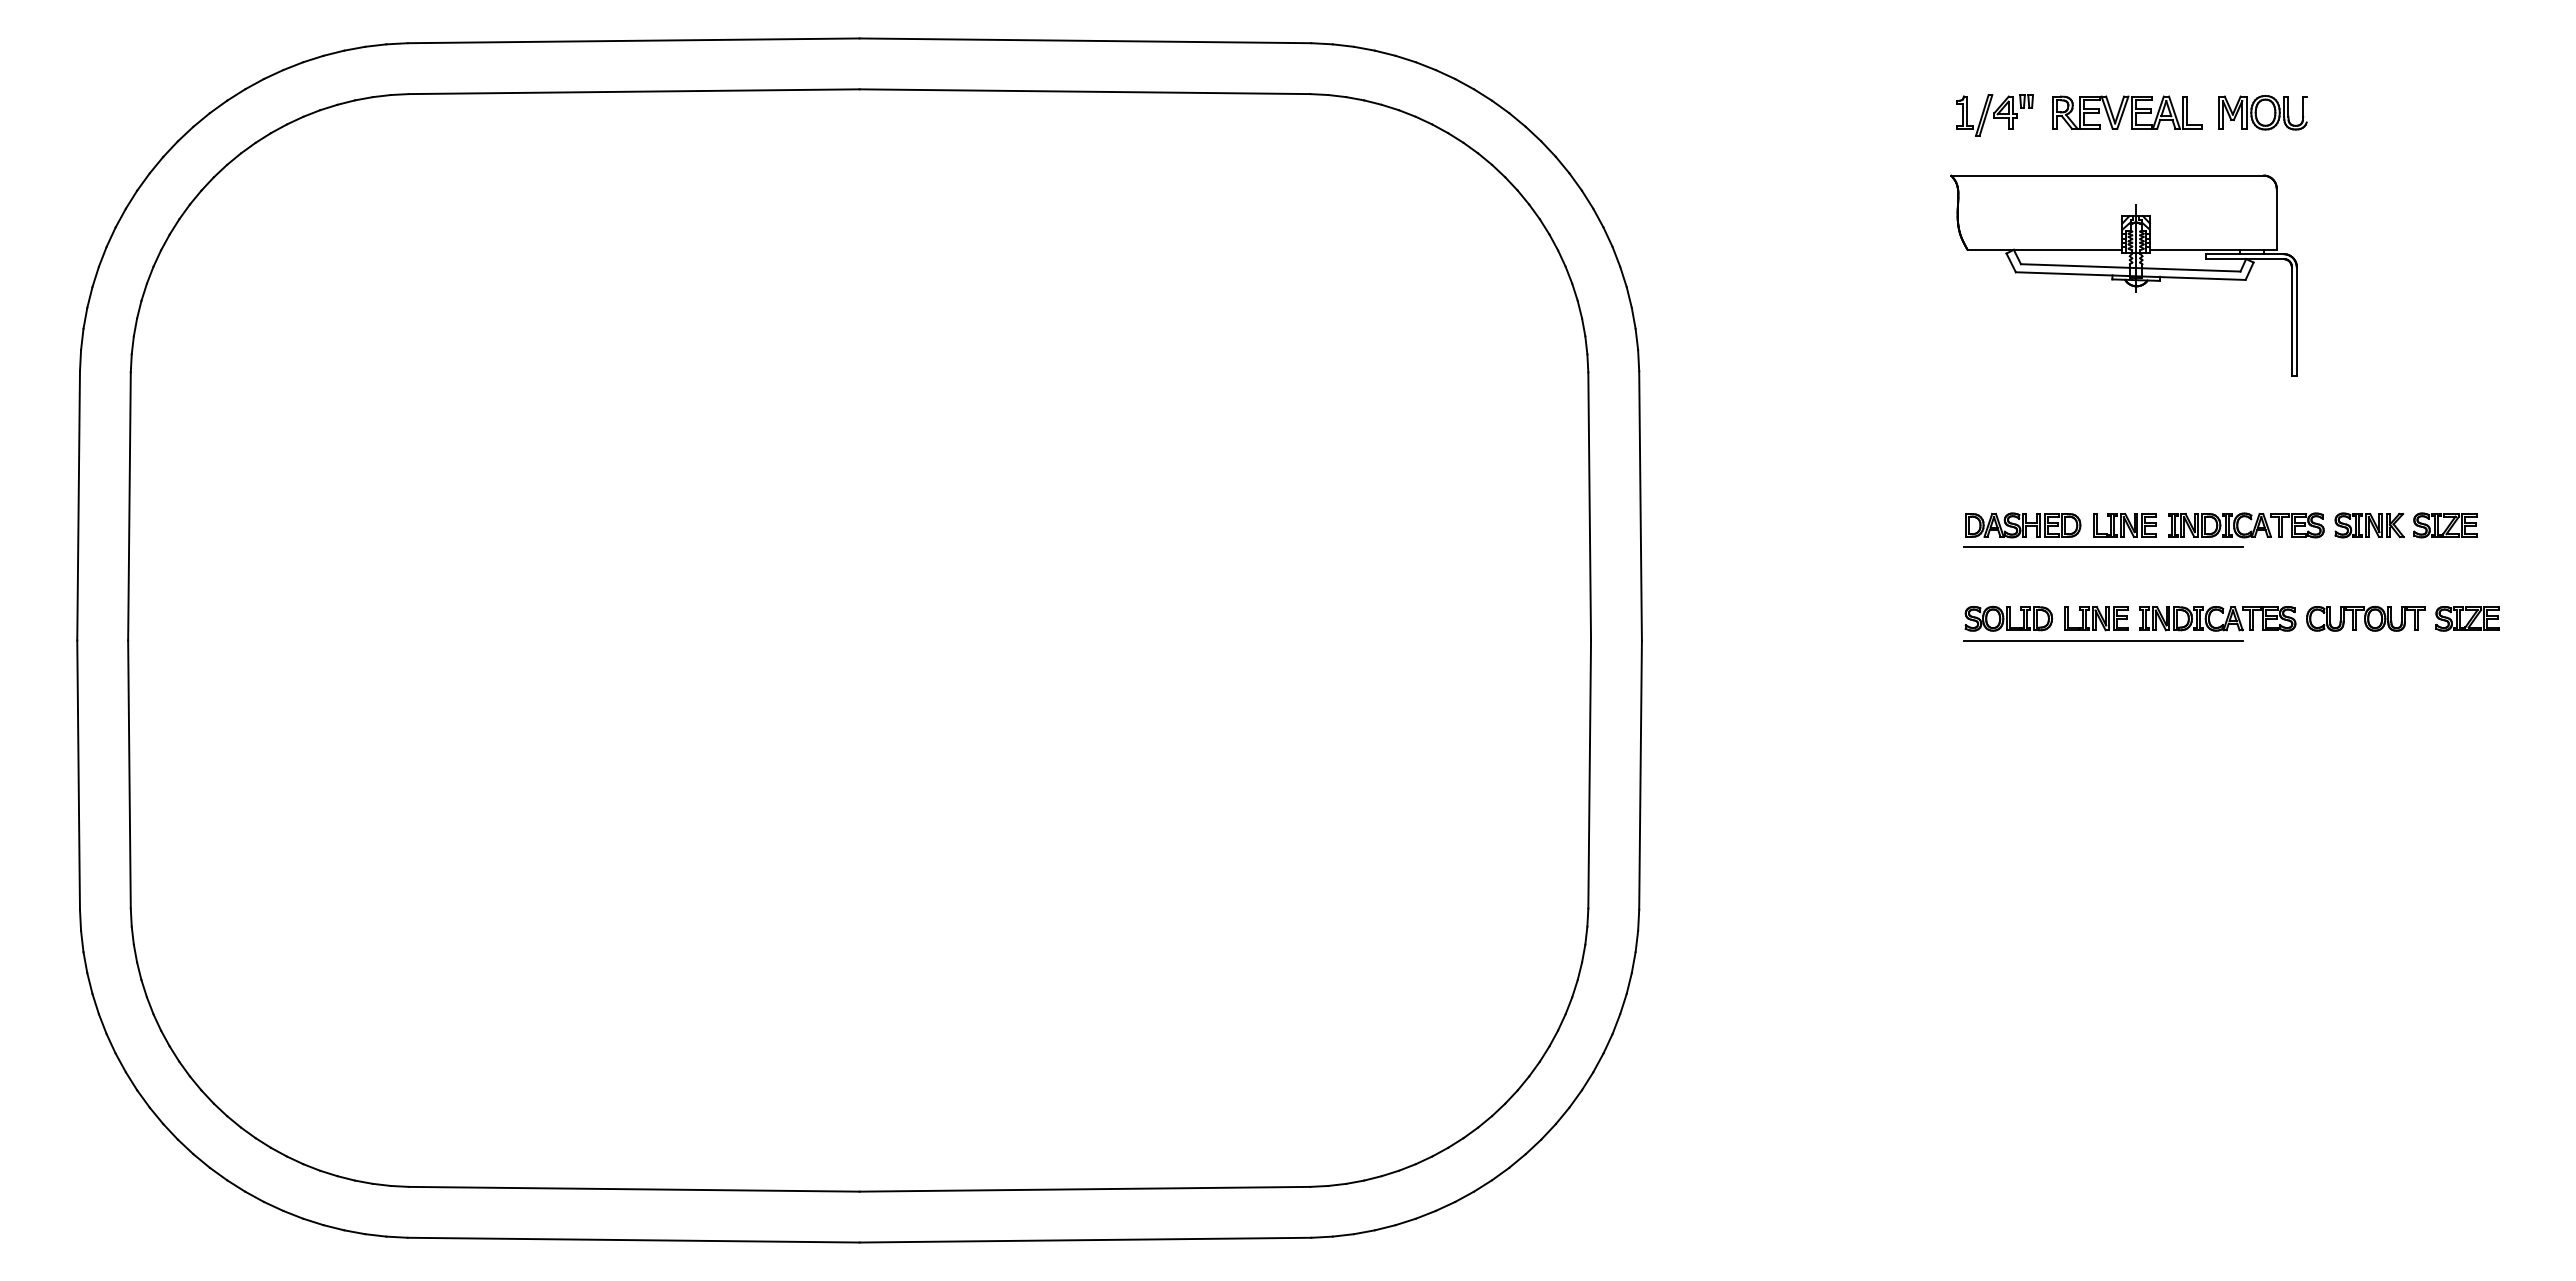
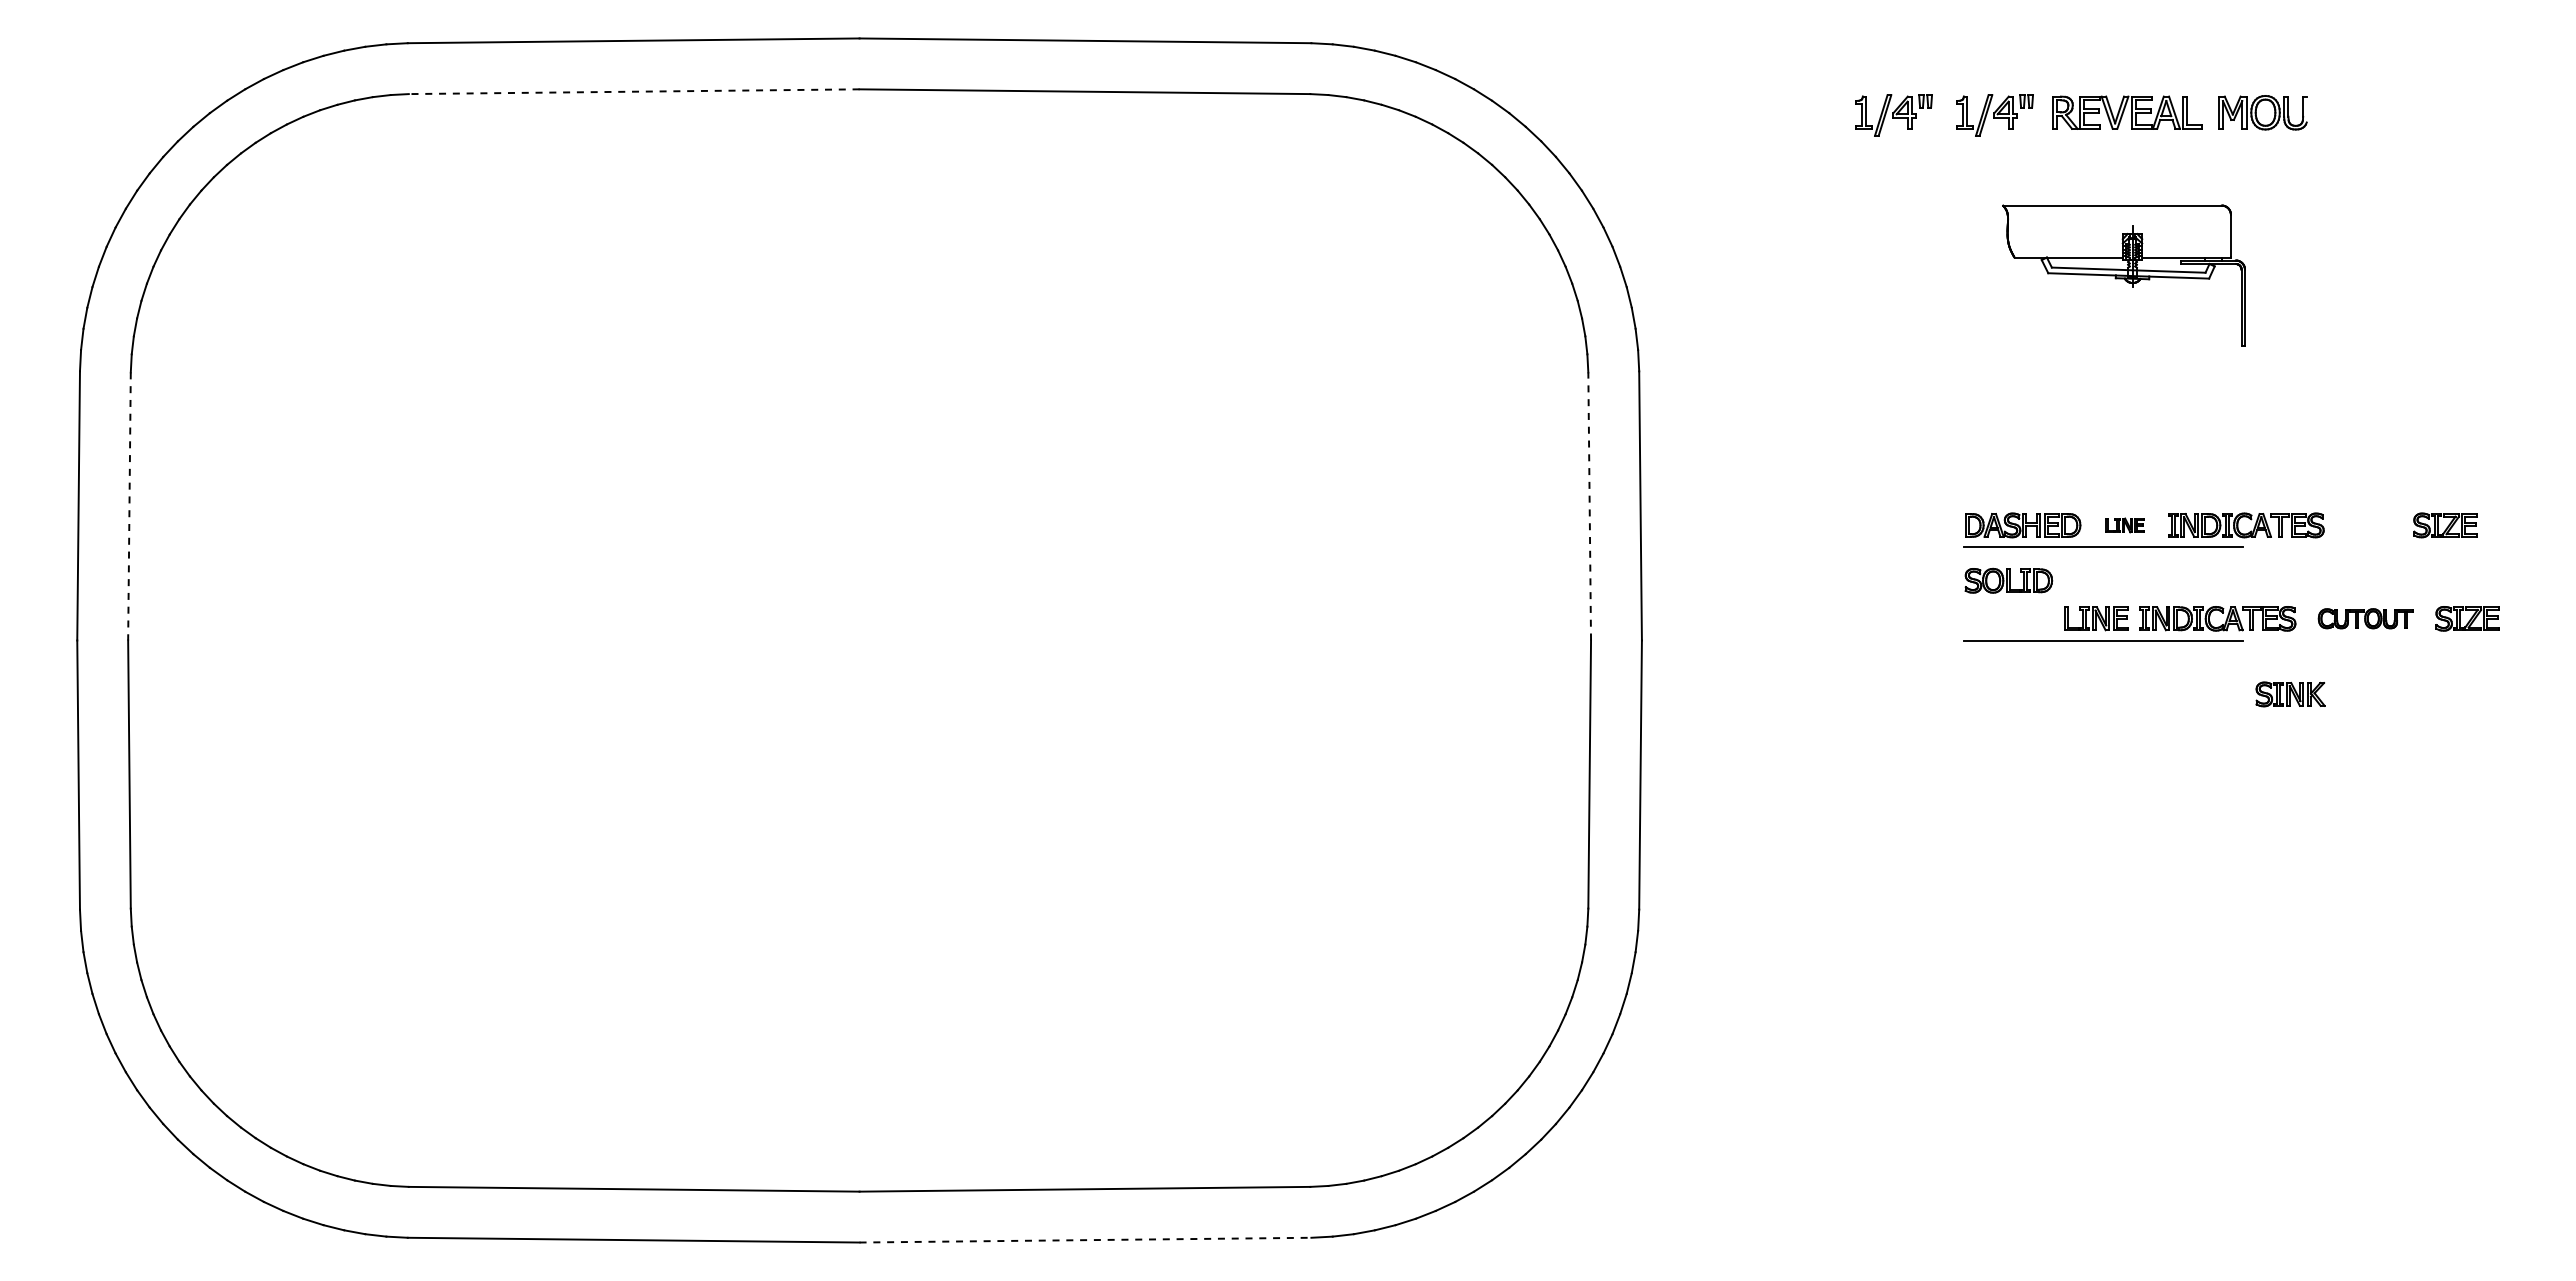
line: solid -> dashed (633, 91)
part: none -> present (1893, 115)
part size: 348x203 px -> 244x143 px (2123, 275)
line: solid -> dashed (1589, 505)
line: solid -> dashed (129, 506)
part size: 64x25 px -> 40x17 px (2124, 525)
part position: (2369, 525) -> (2290, 694) (2290, 694)
part position: (2008, 618) -> (2008, 580) (2008, 580)
part size: 120x27 px -> 97x22 px (2365, 618)
line: solid -> dashed (1085, 1240)
